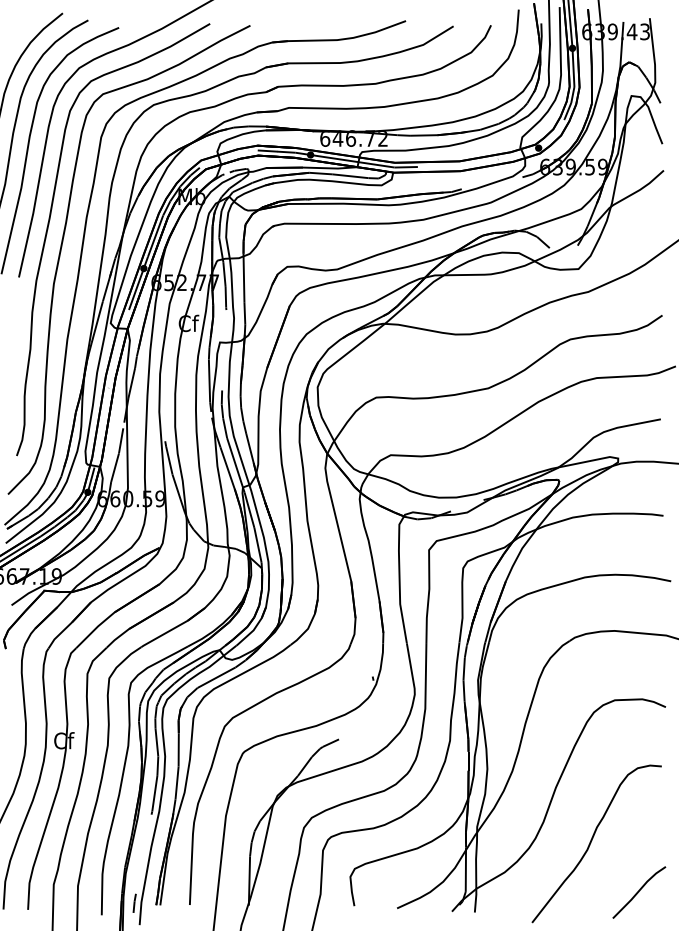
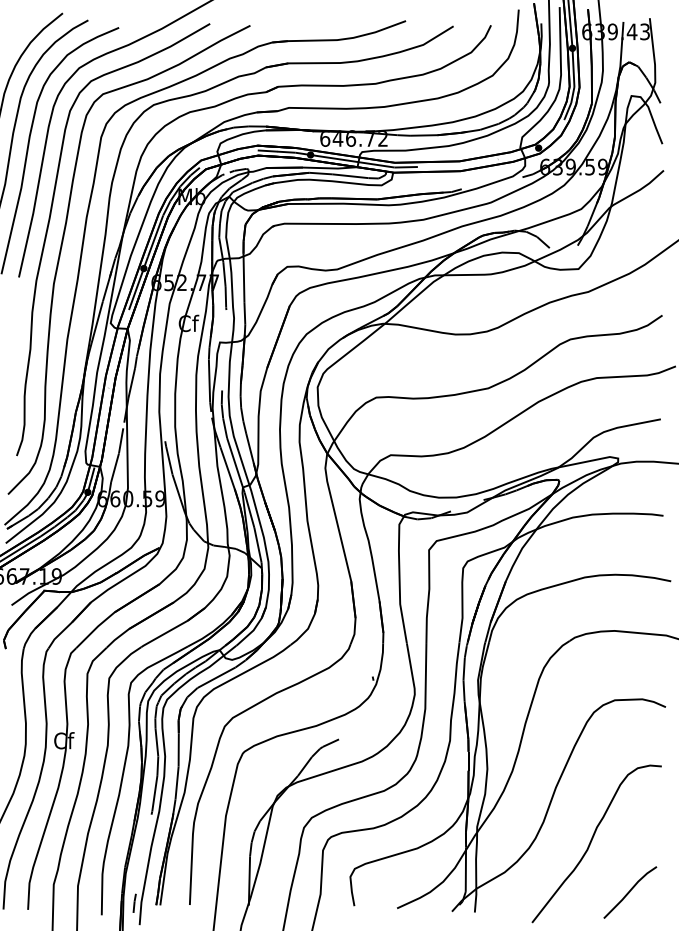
line position: (639, 892) -> (630, 892) (630, 892)
